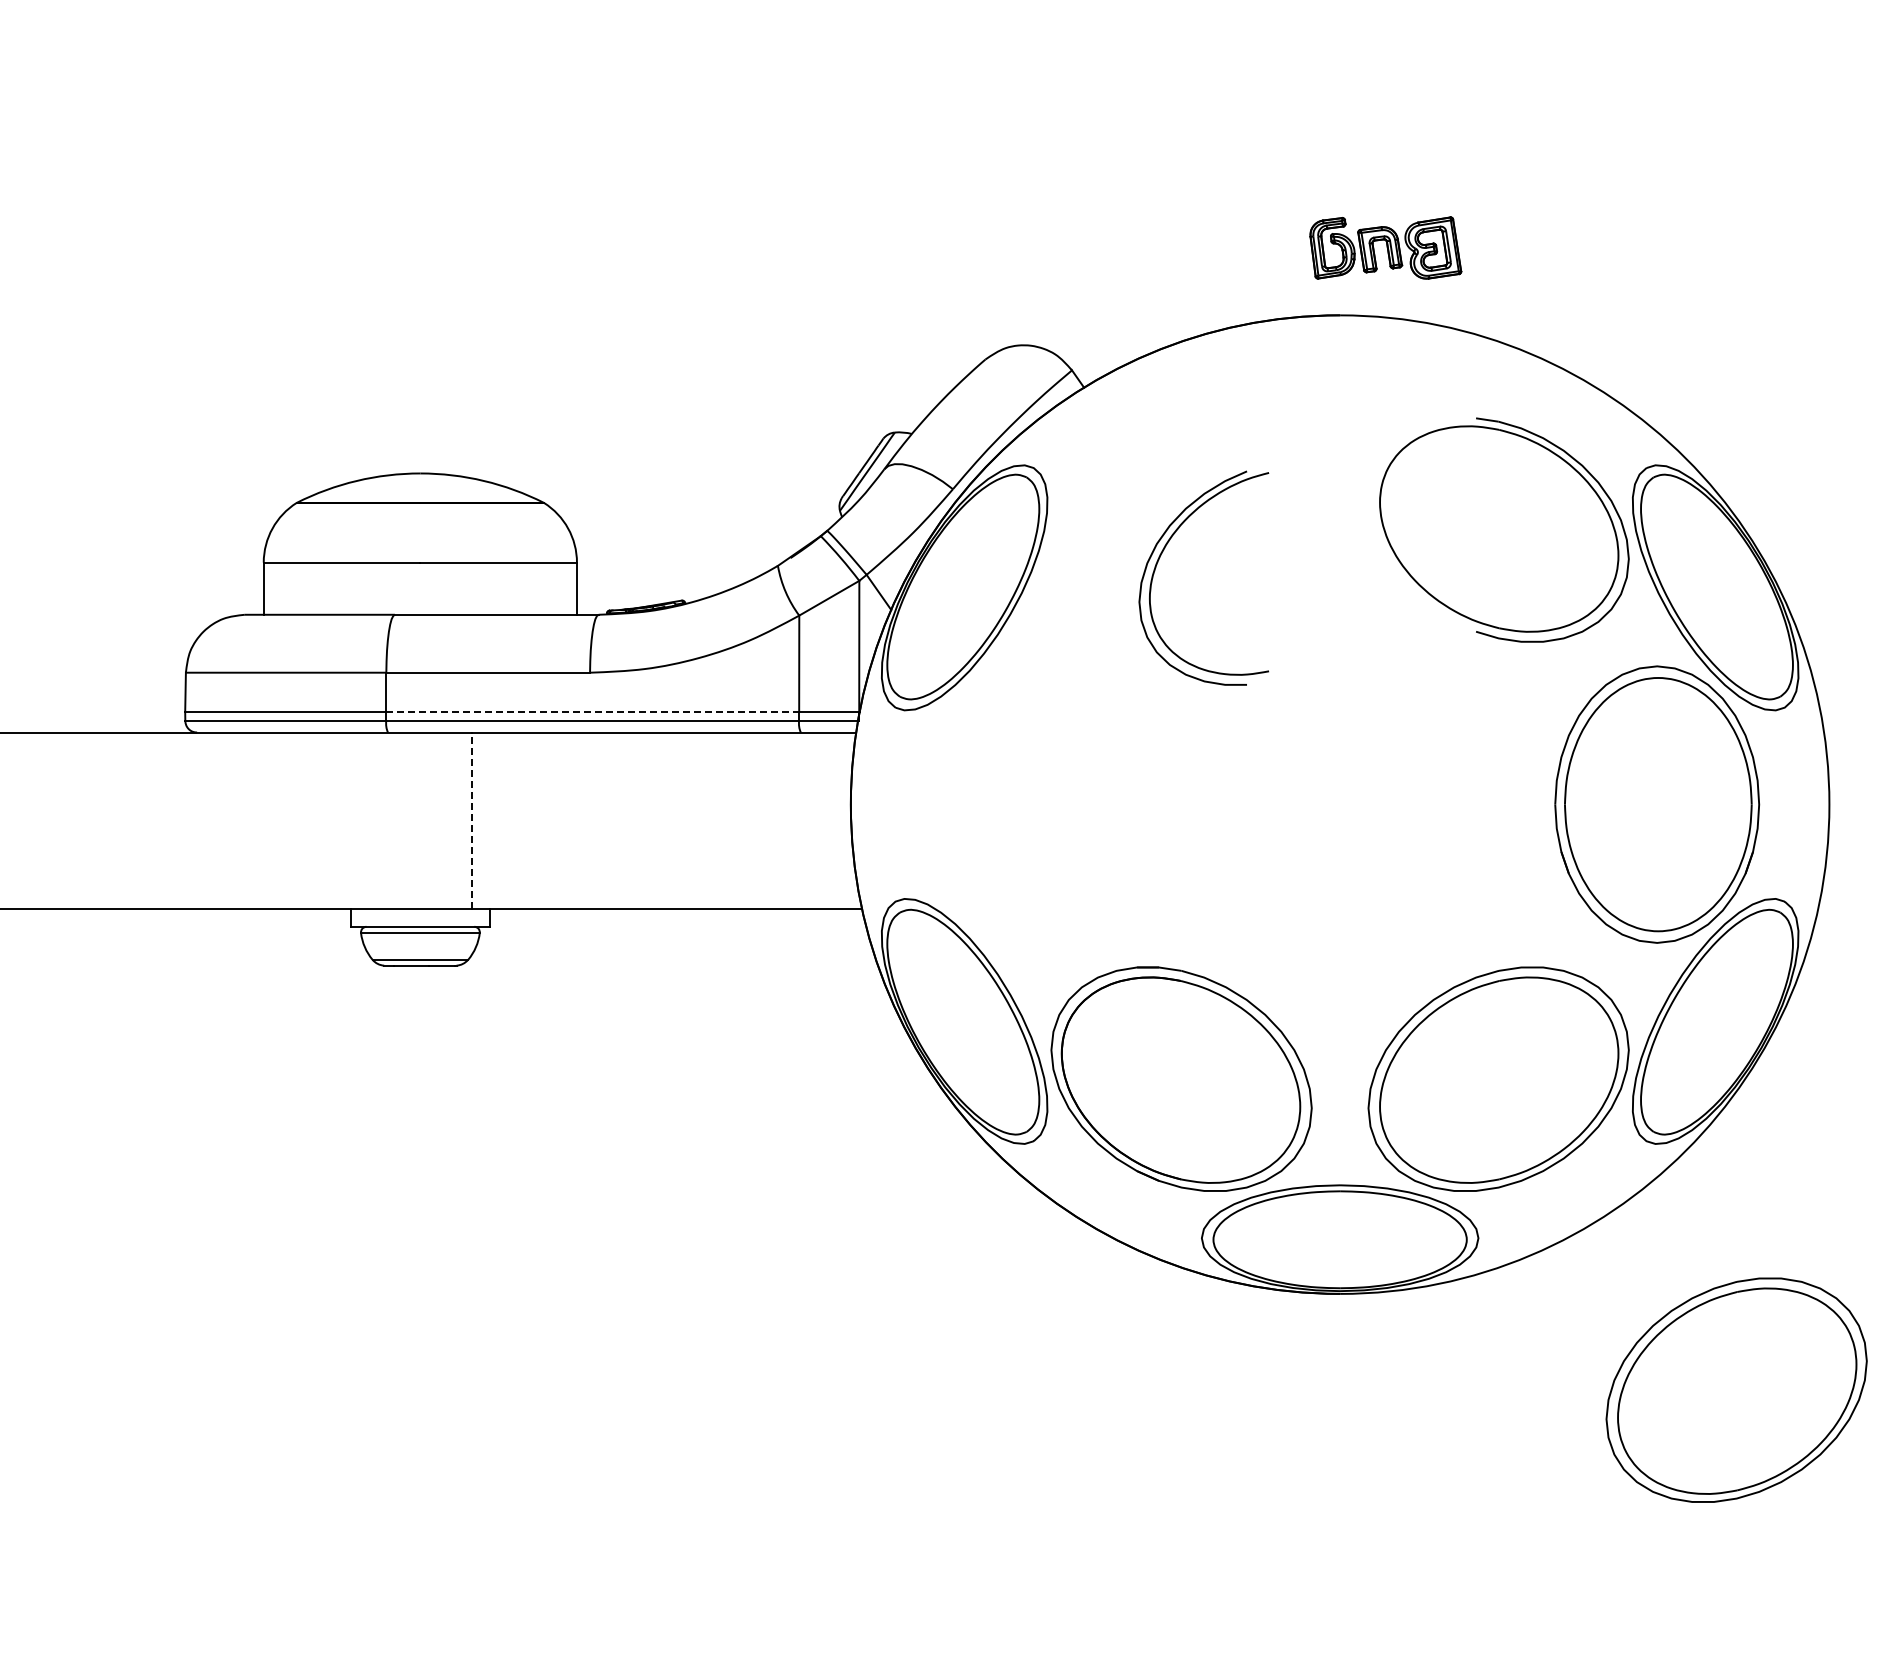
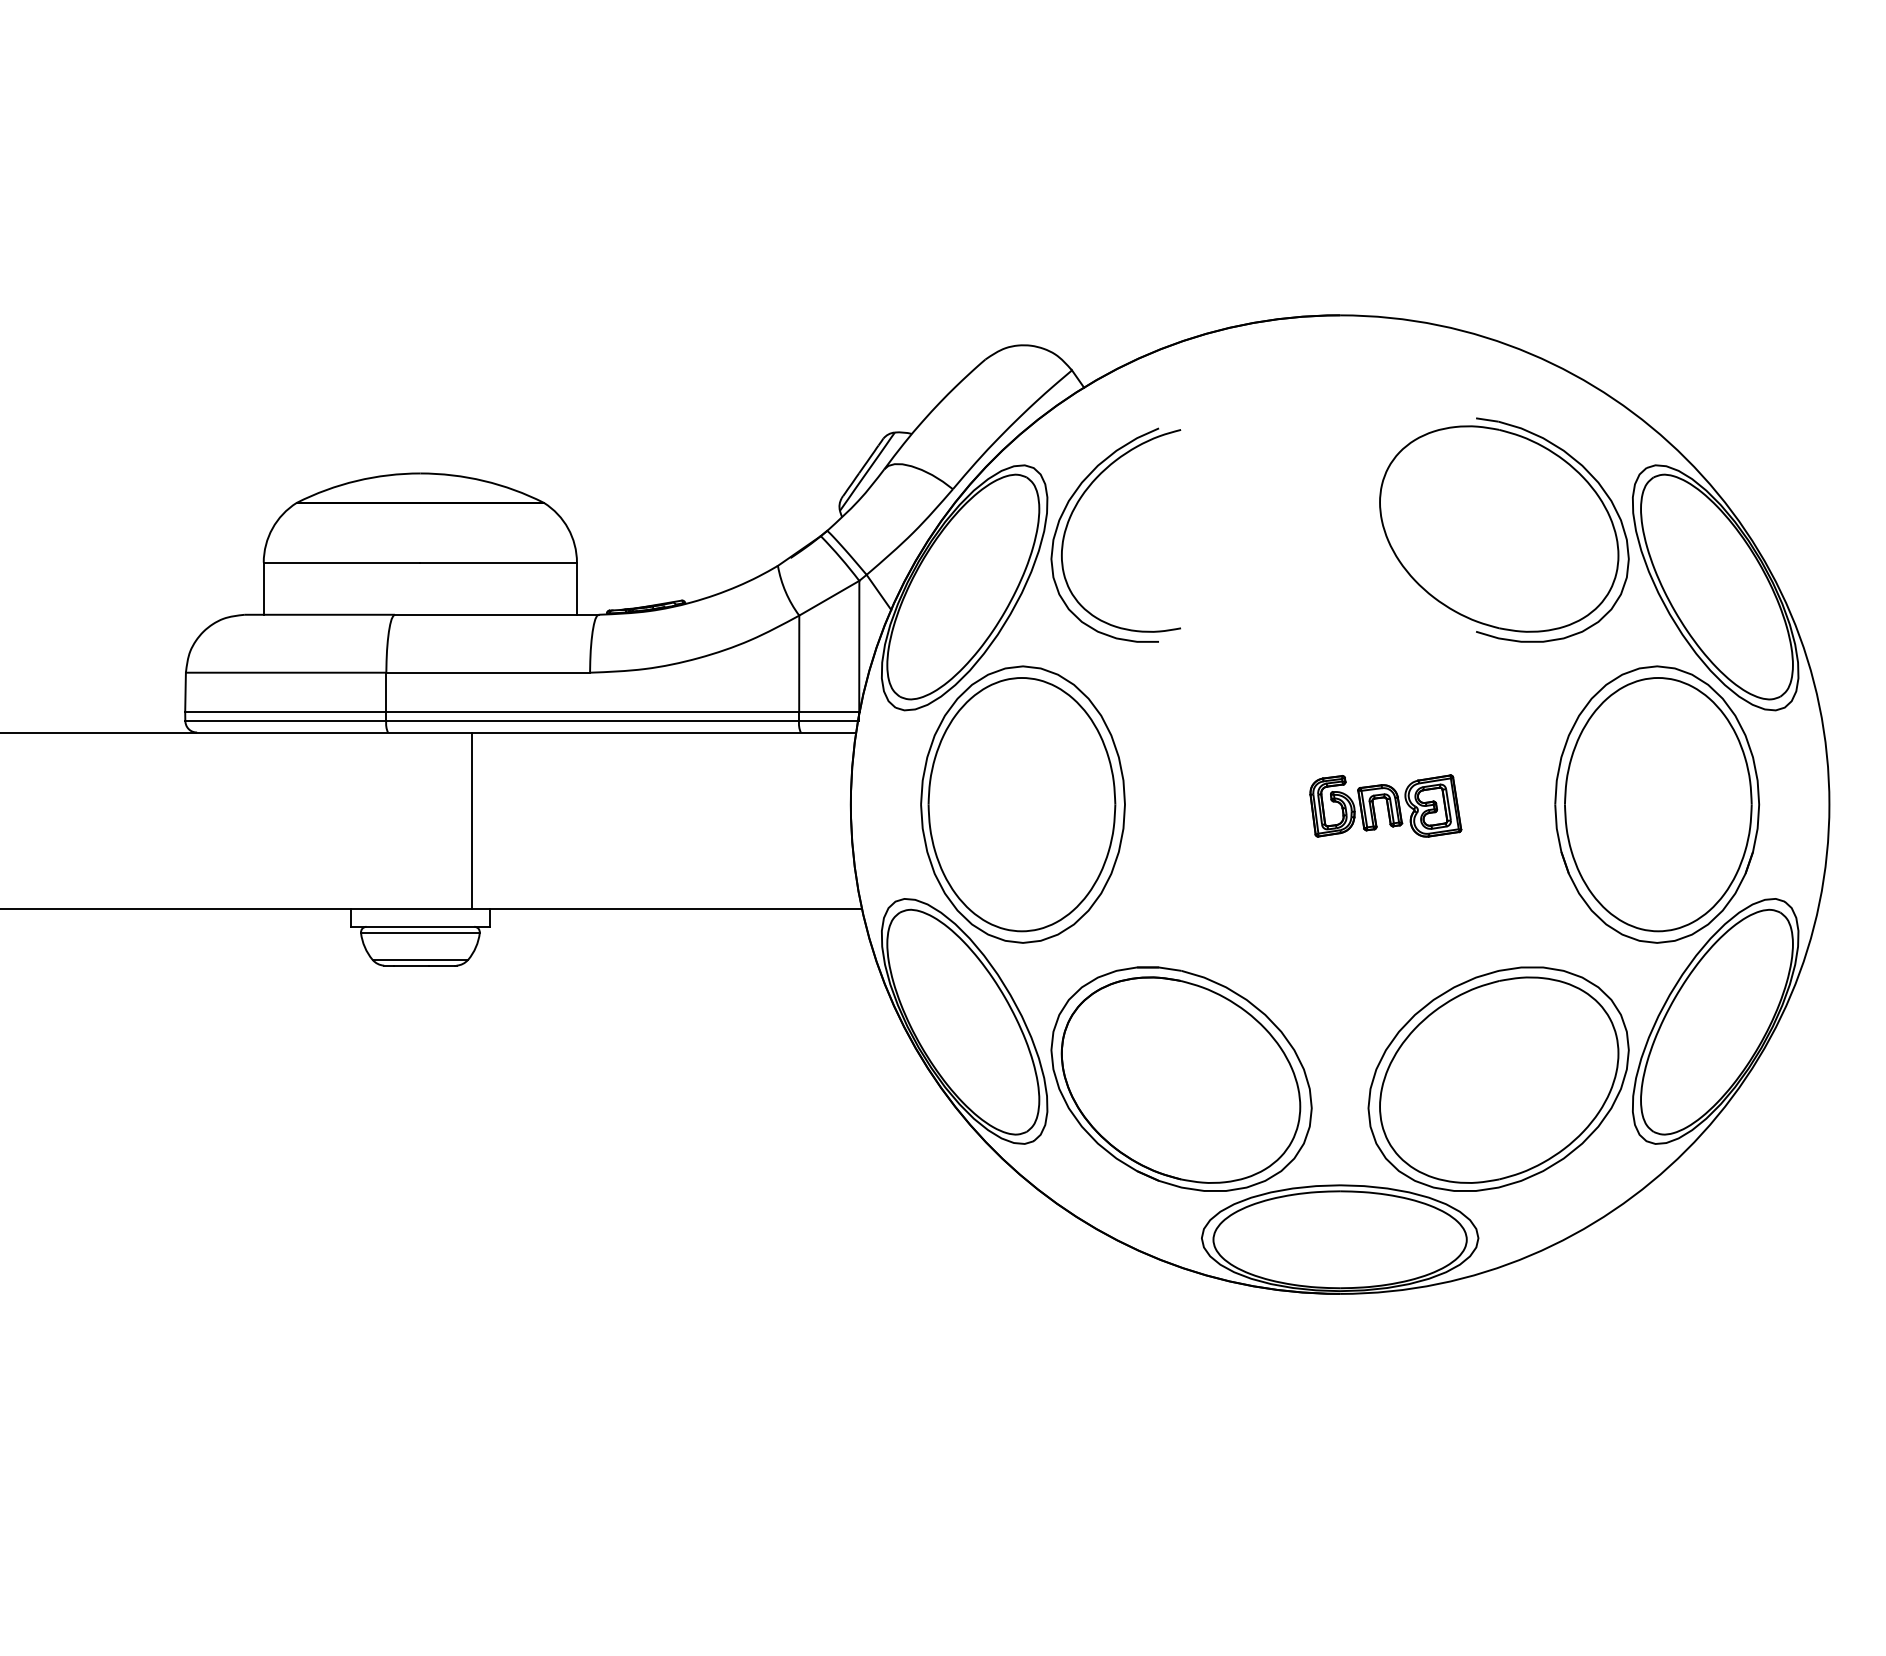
part position: (1385, 247) -> (1385, 805) (1385, 805)
part position: (1159, 560) -> (1071, 517) (1071, 517)
line: dashed -> solid (593, 711)
part: none -> present (1022, 804)
line: dashed -> solid (471, 820)
part: present -> none (1736, 1389)
